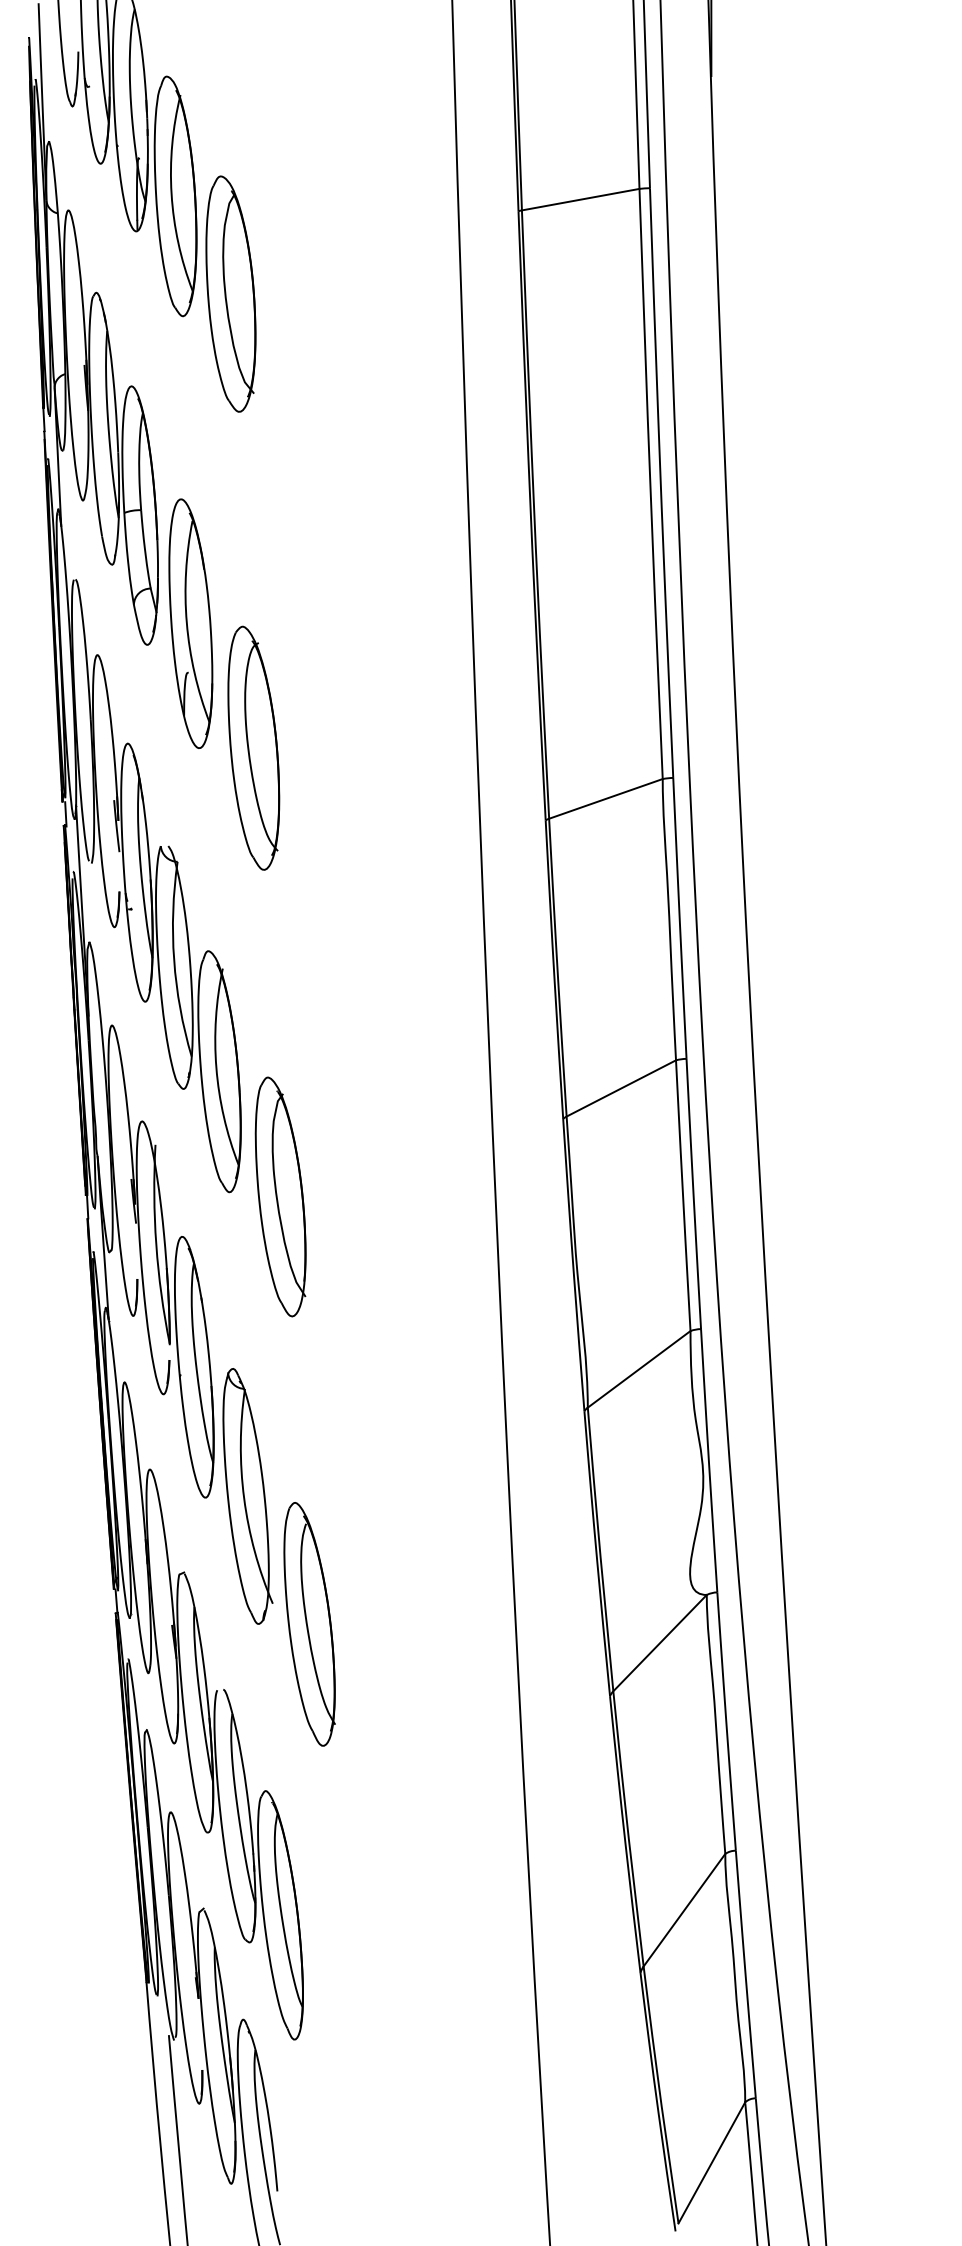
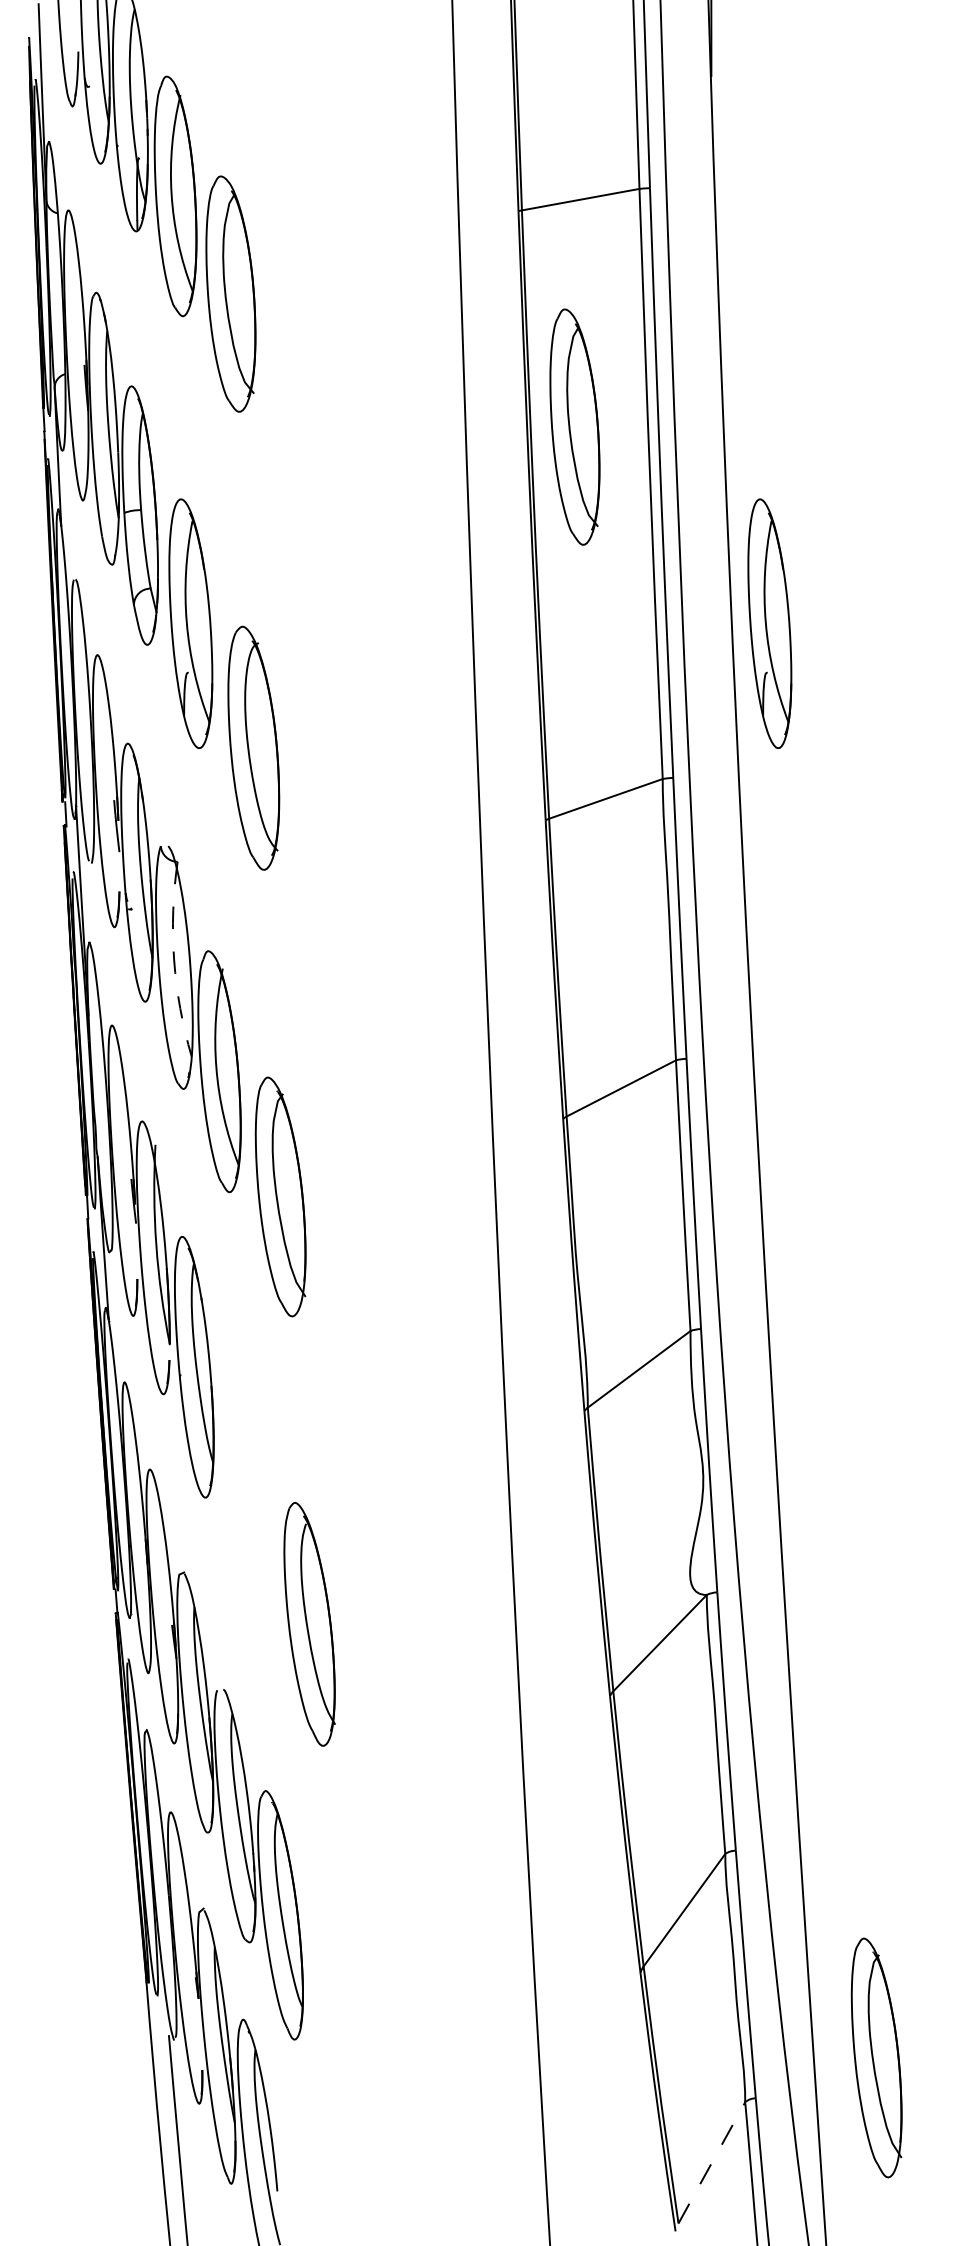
part: none -> present (574, 426)
part: none -> present (769, 623)
arc: solid -> dashed (174, 959)
part: present -> none (247, 1496)
part: none -> present (876, 2057)
line: solid -> dashed (712, 2162)
